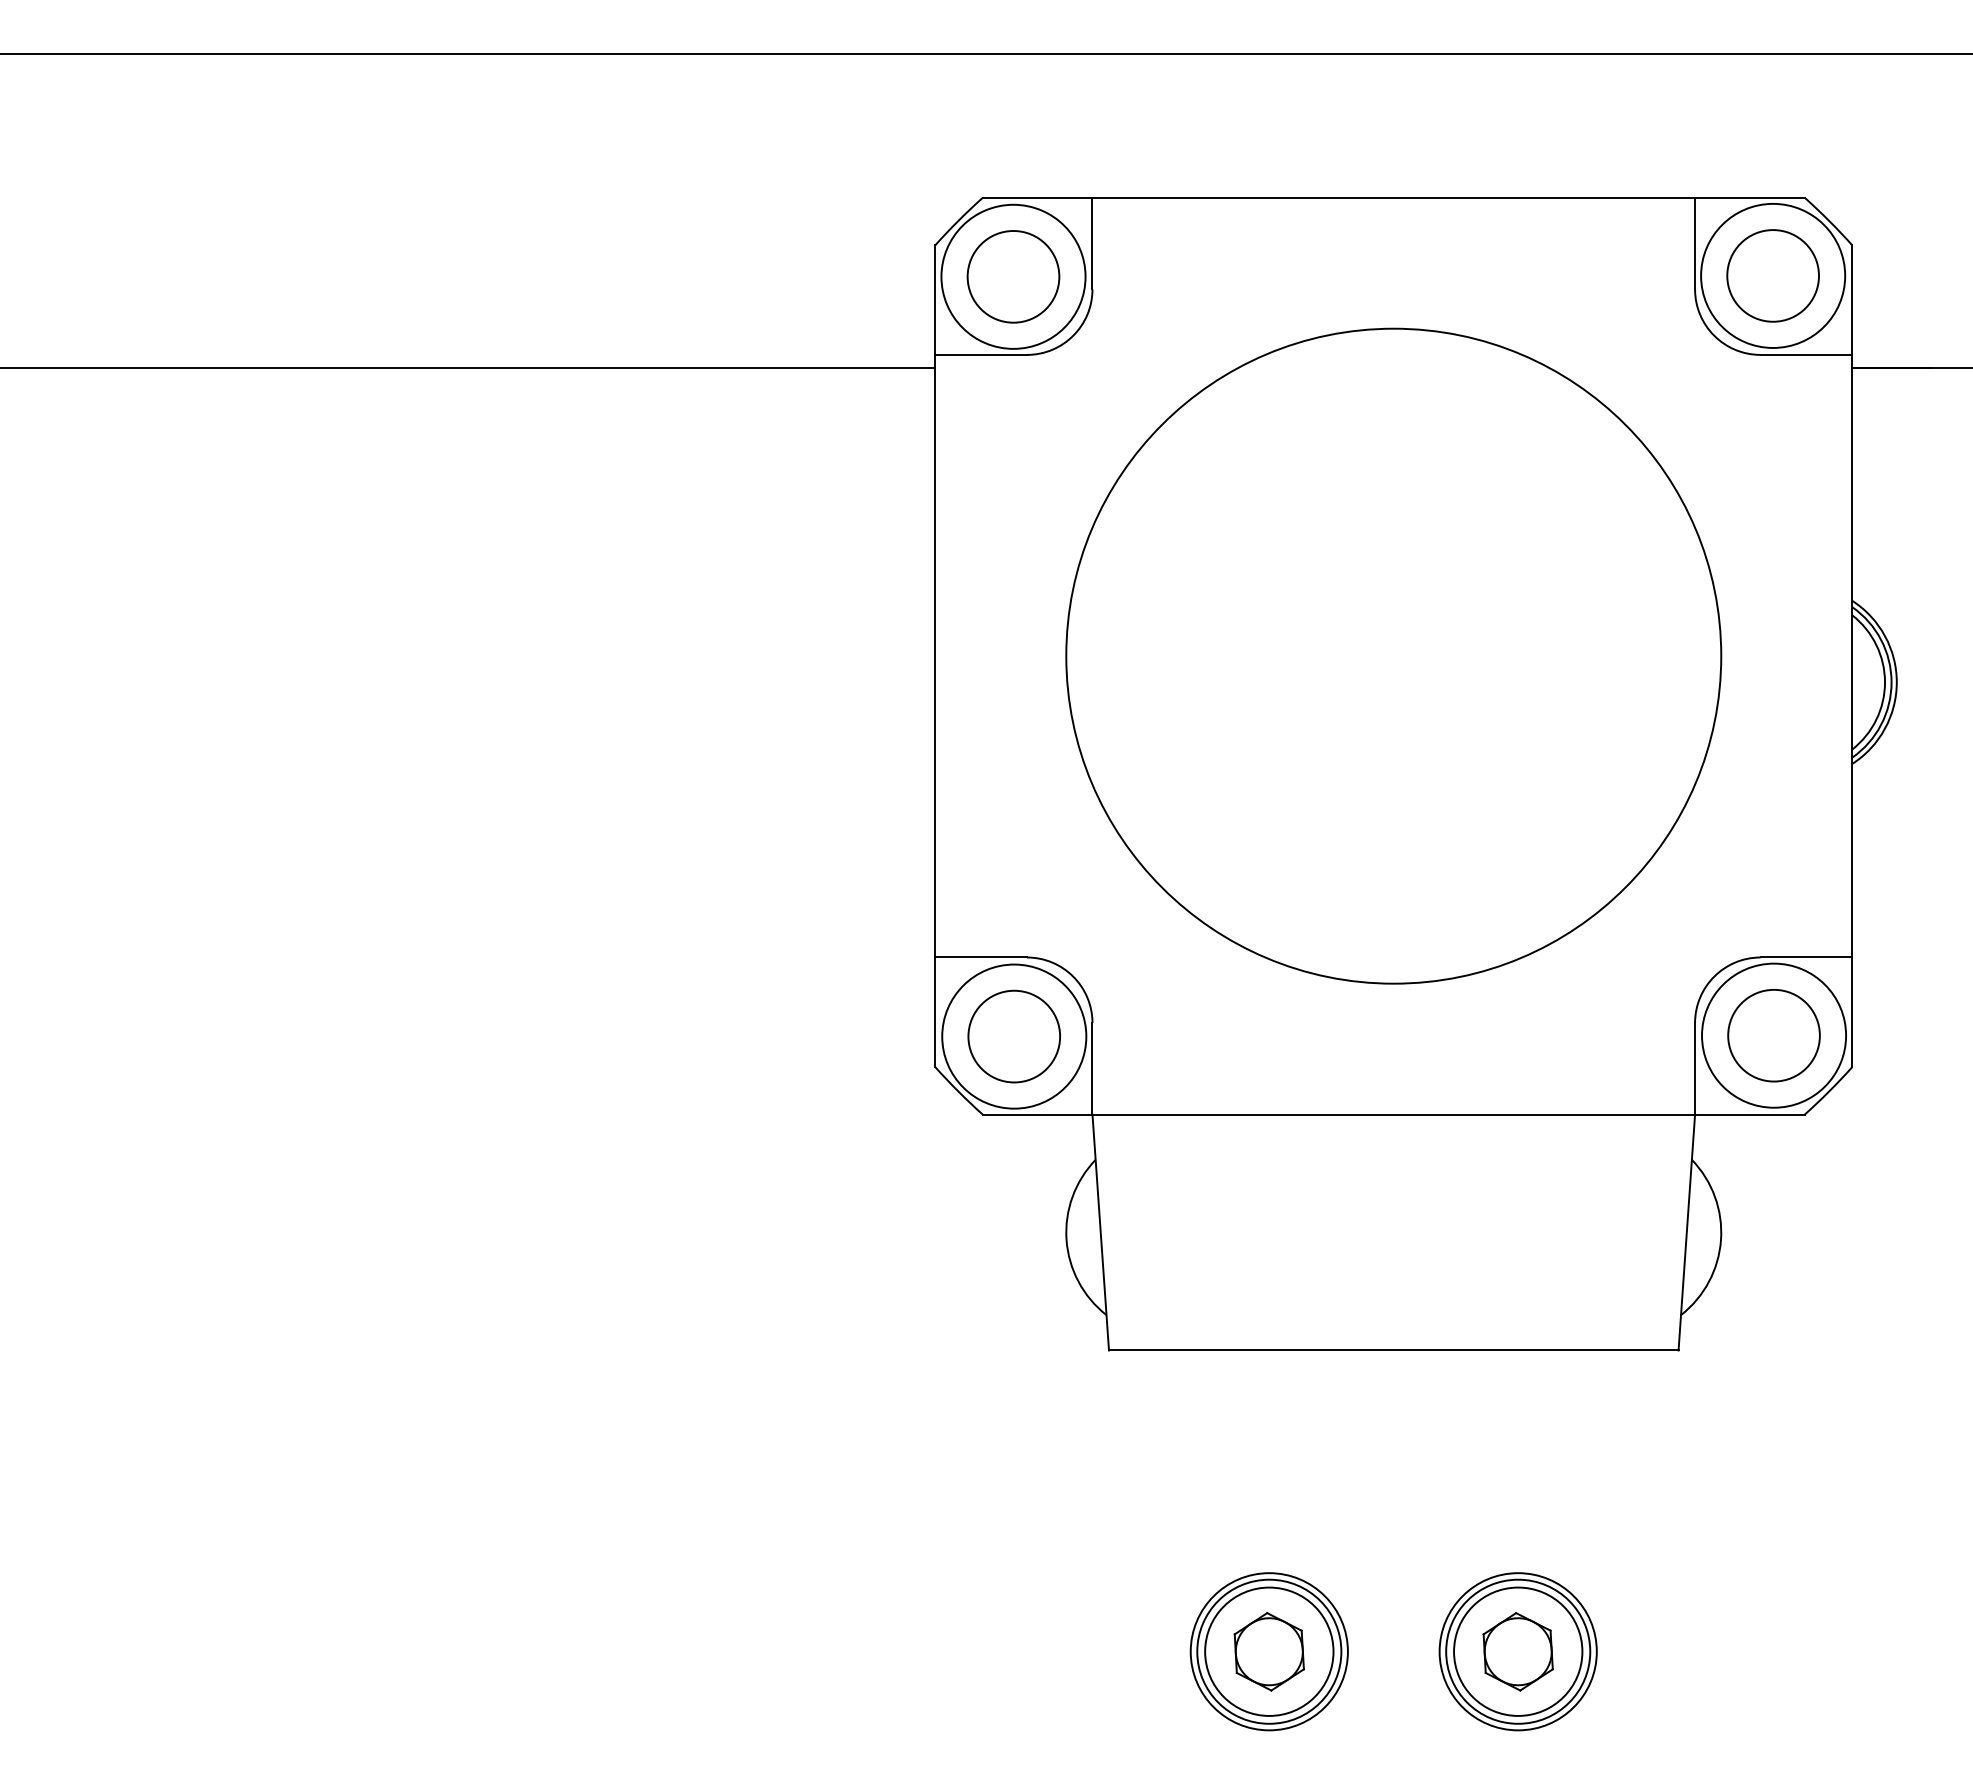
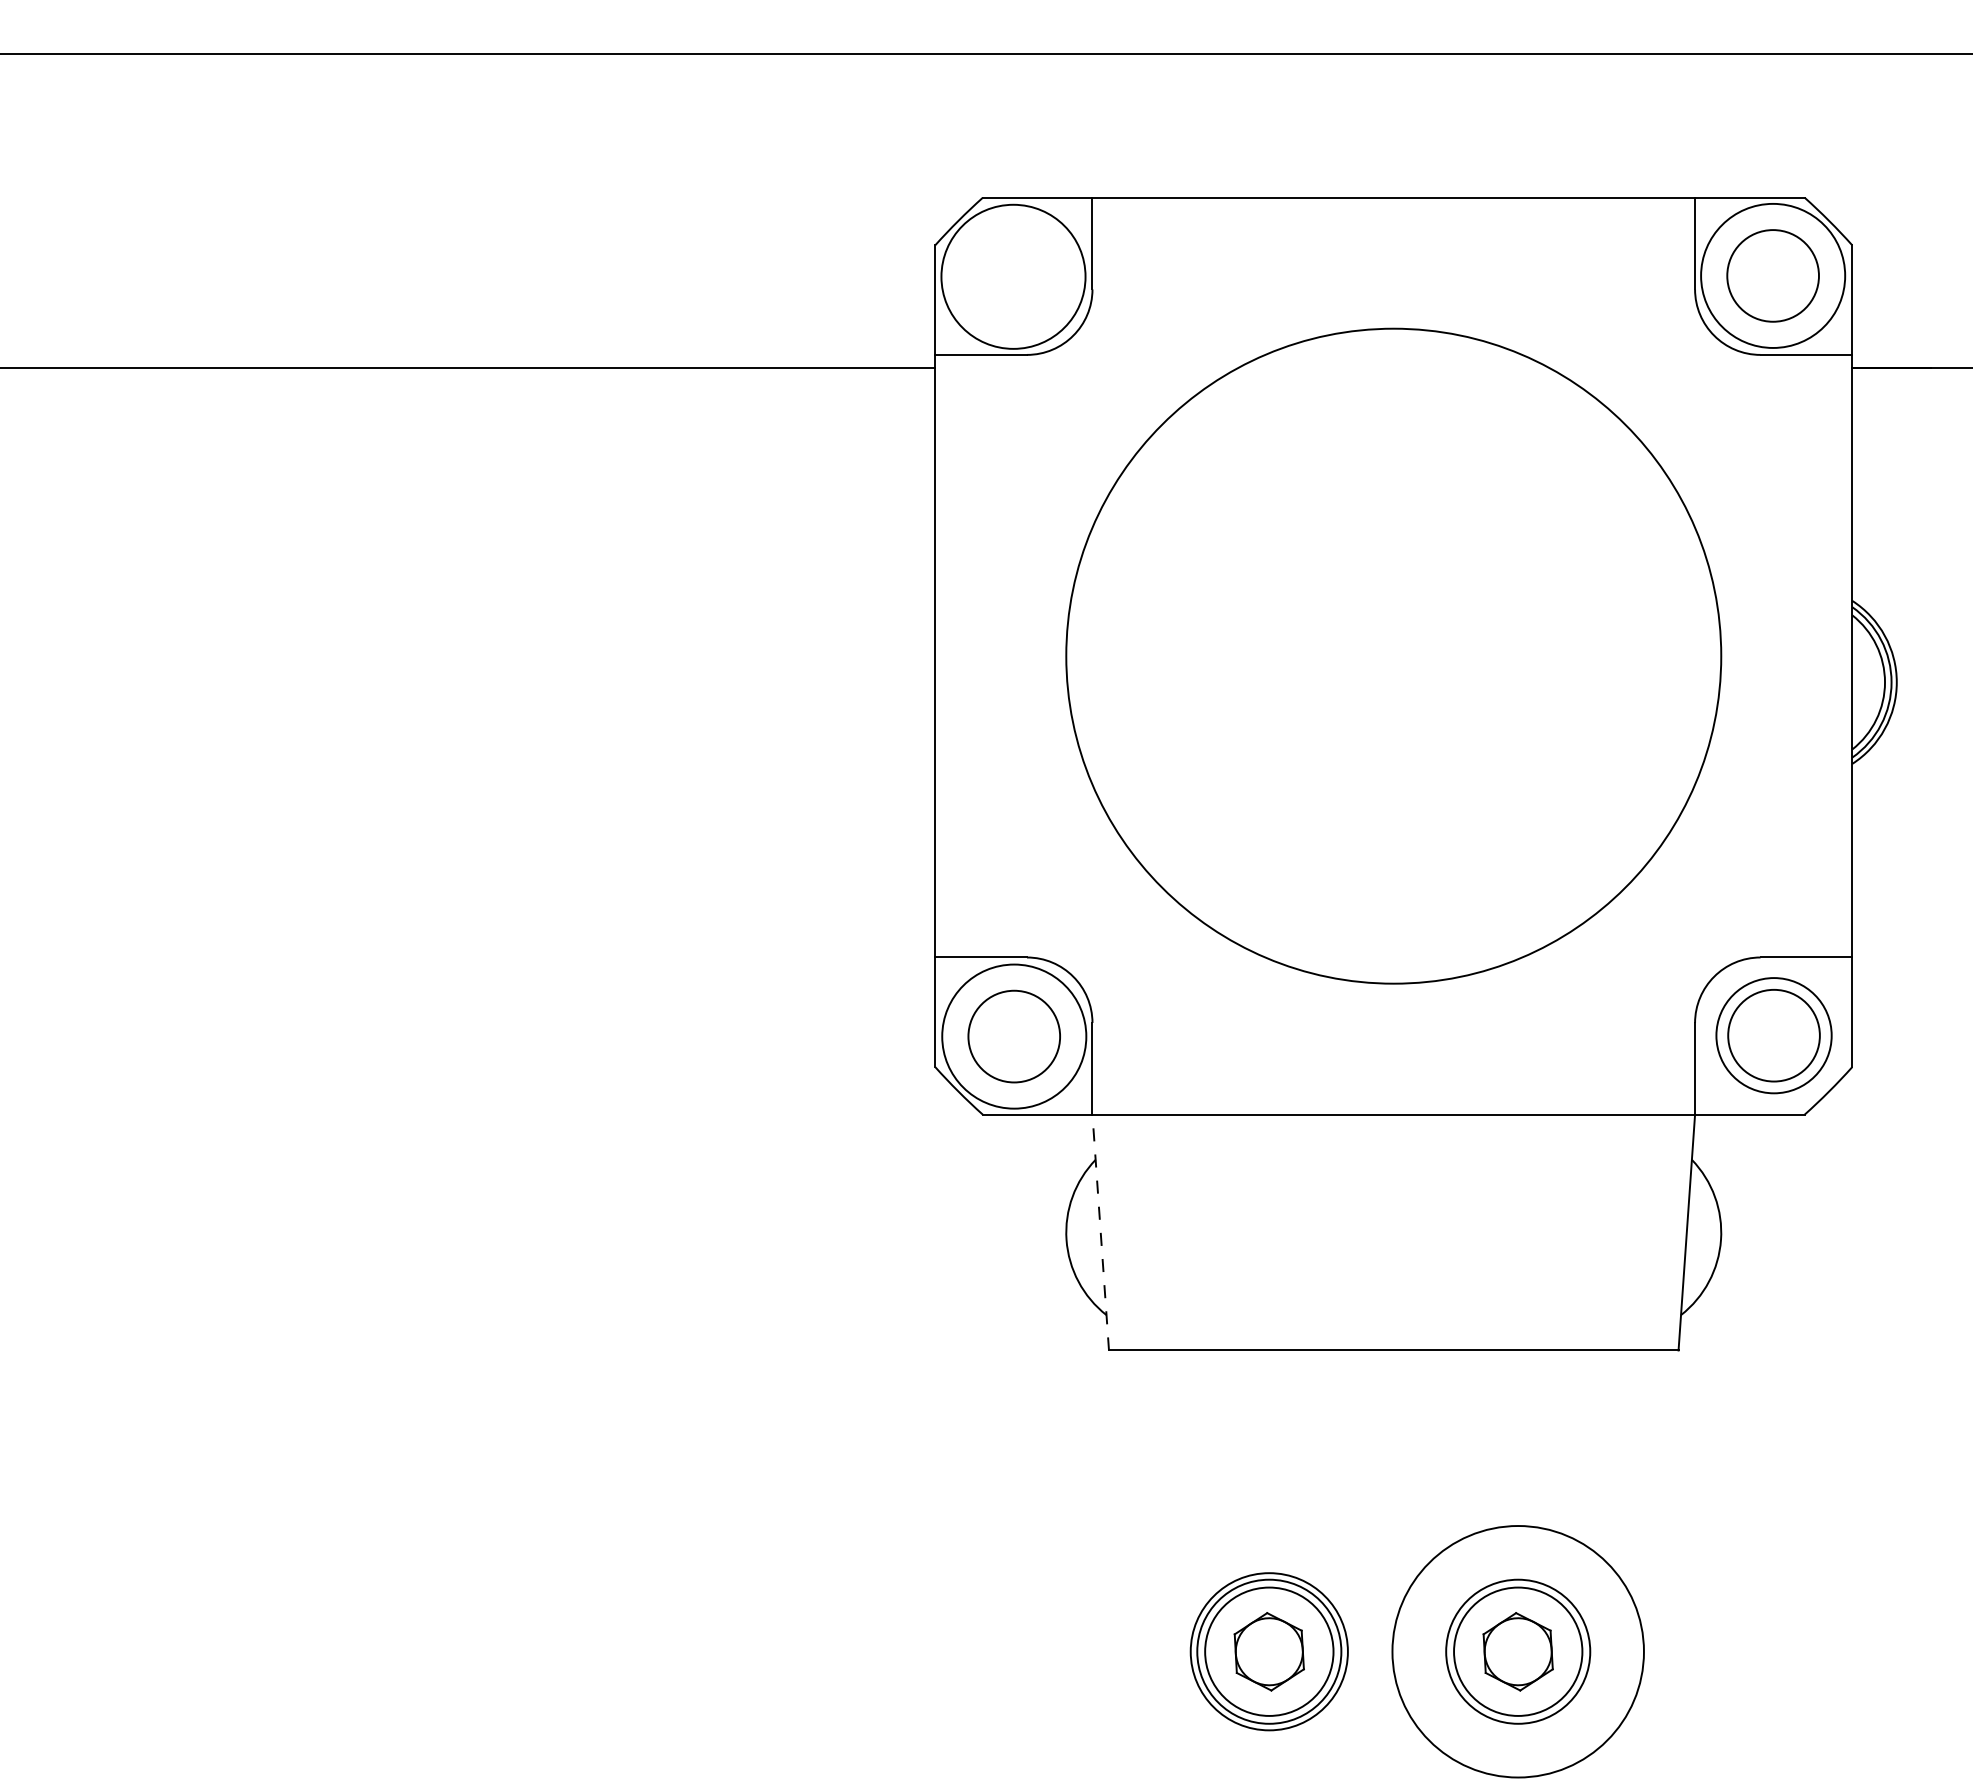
circle: present -> none (1013, 276)
circle diameter: 144 px -> 115 px (1773, 1035)
line: solid -> dashed (1100, 1232)
circle diameter: 157 px -> 252 px (1517, 1651)
